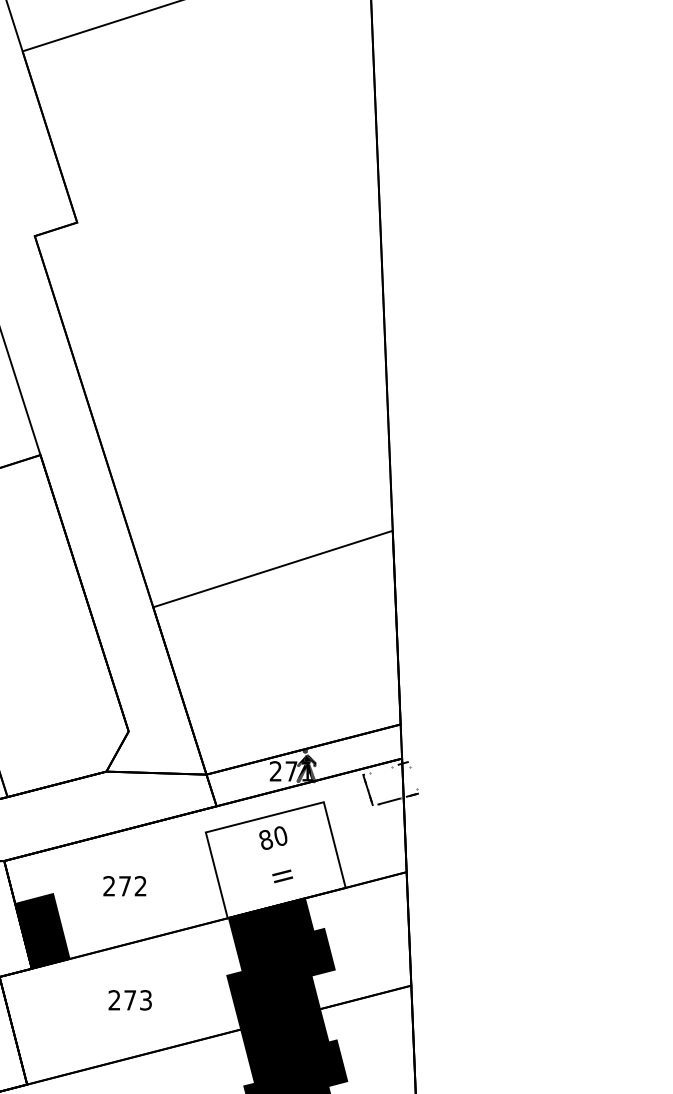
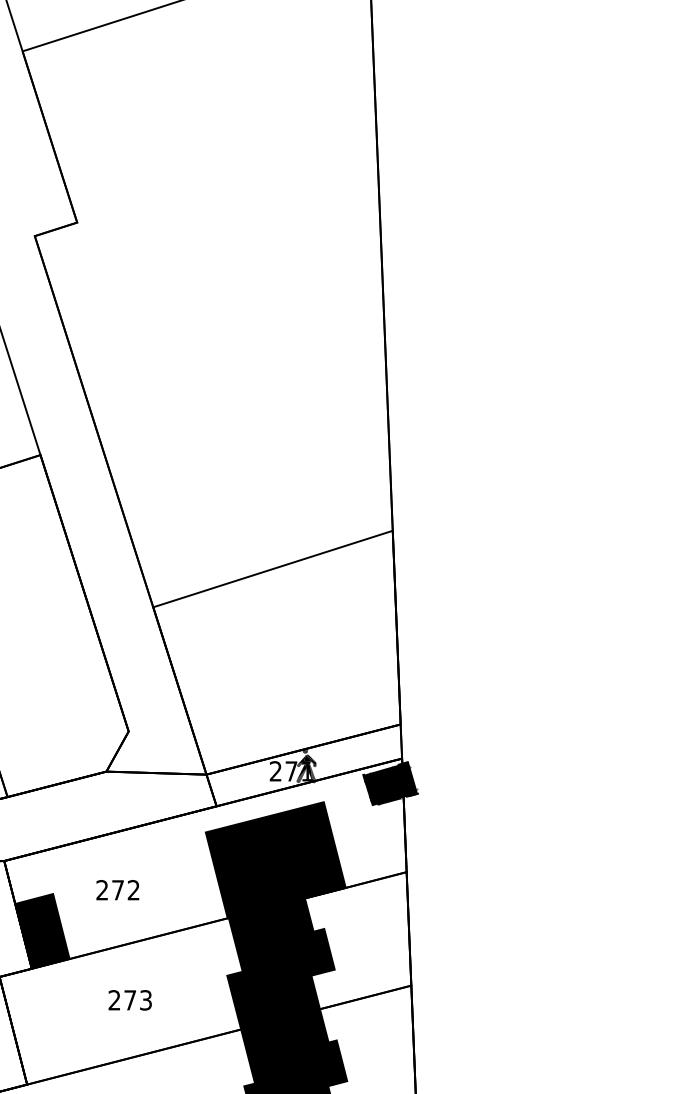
fill: none -> present (390, 783)
fill: none -> present (275, 860)
text position: (124, 886) -> (117, 890) (117, 890)
